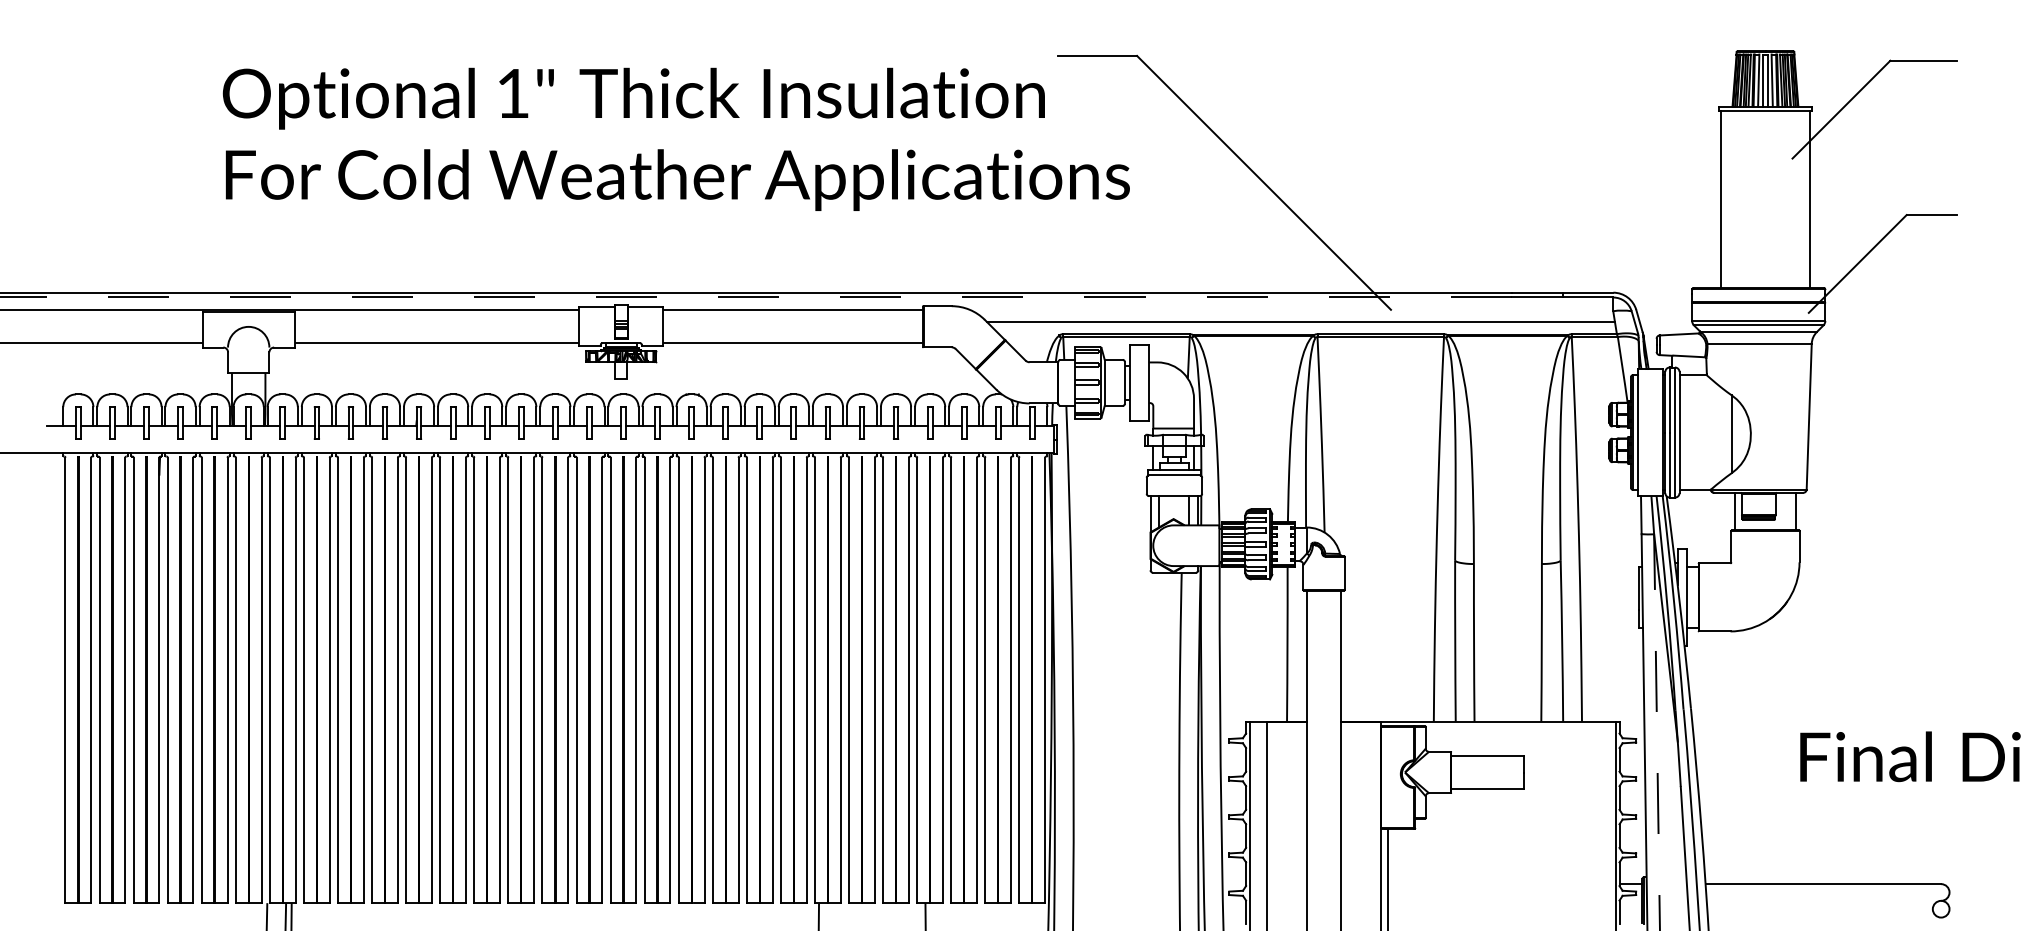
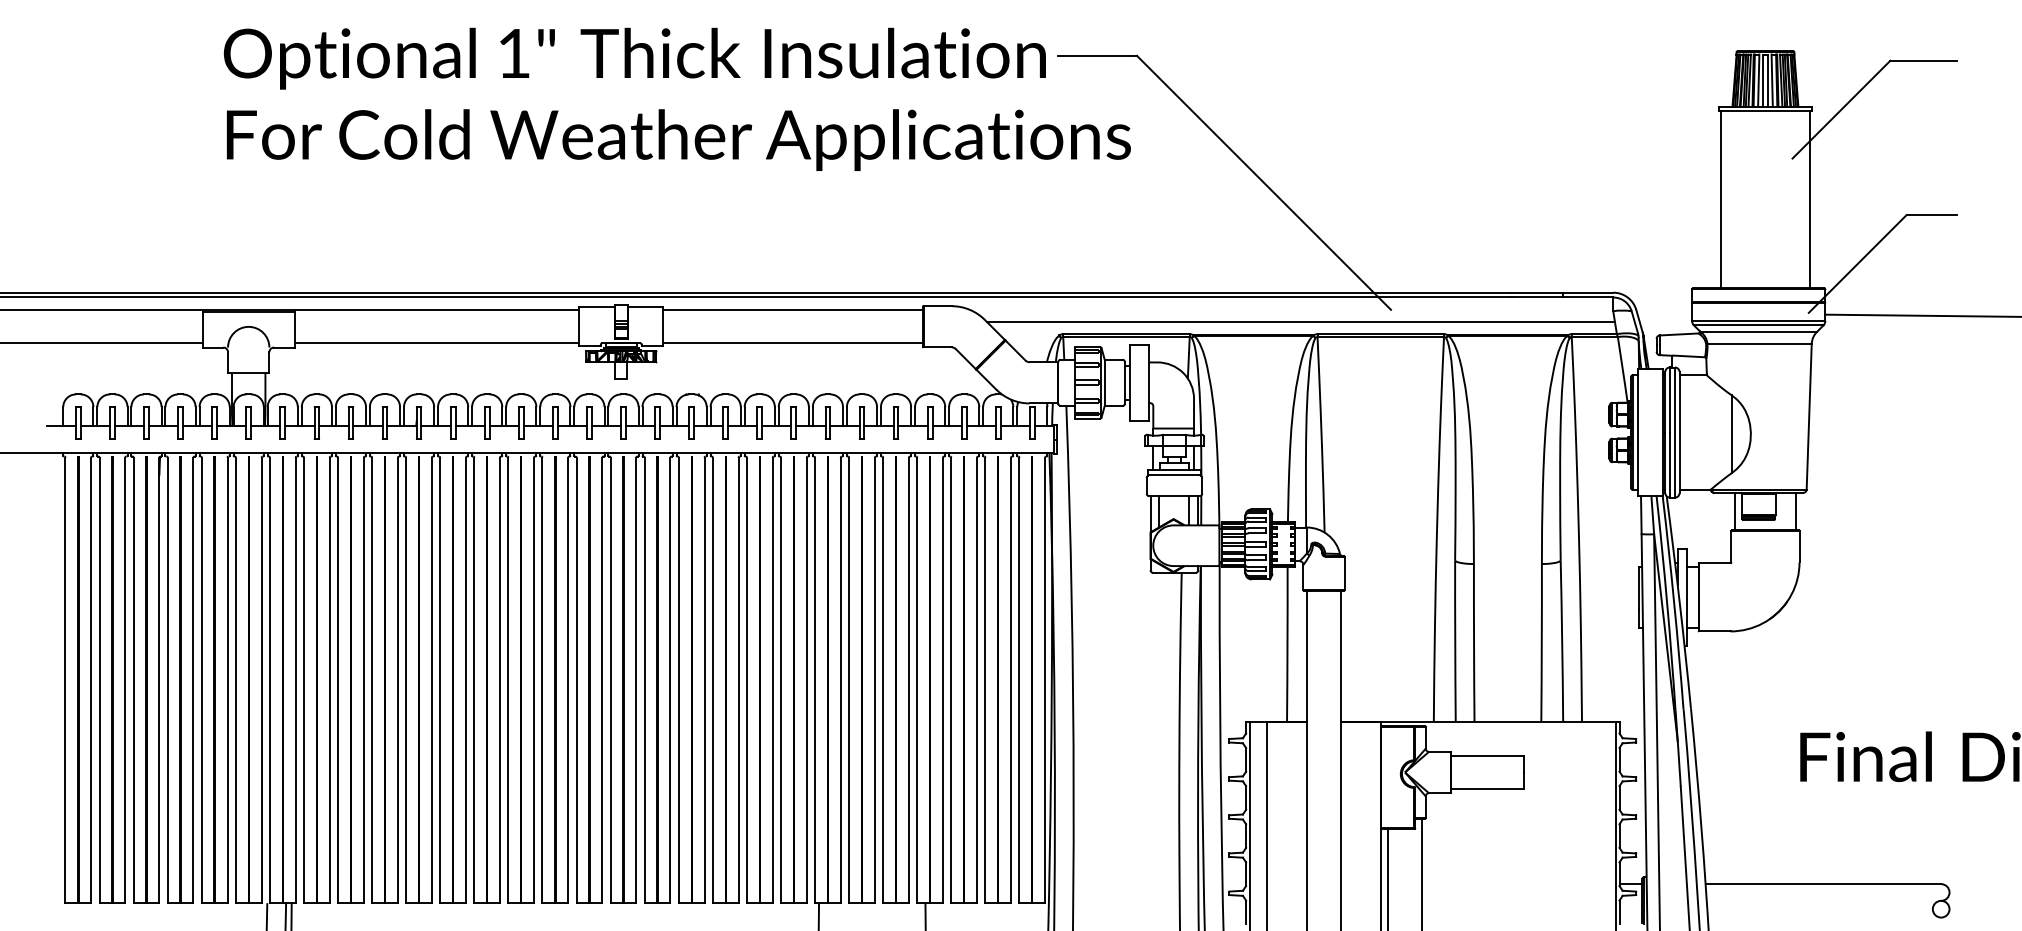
text position: (675, 138) -> (676, 98) (676, 98)
line: dashed -> solid (755, 297)
line: none -> present (1921, 315)
line: dashed -> solid (1657, 732)
line: none -> present (1421, 872)
